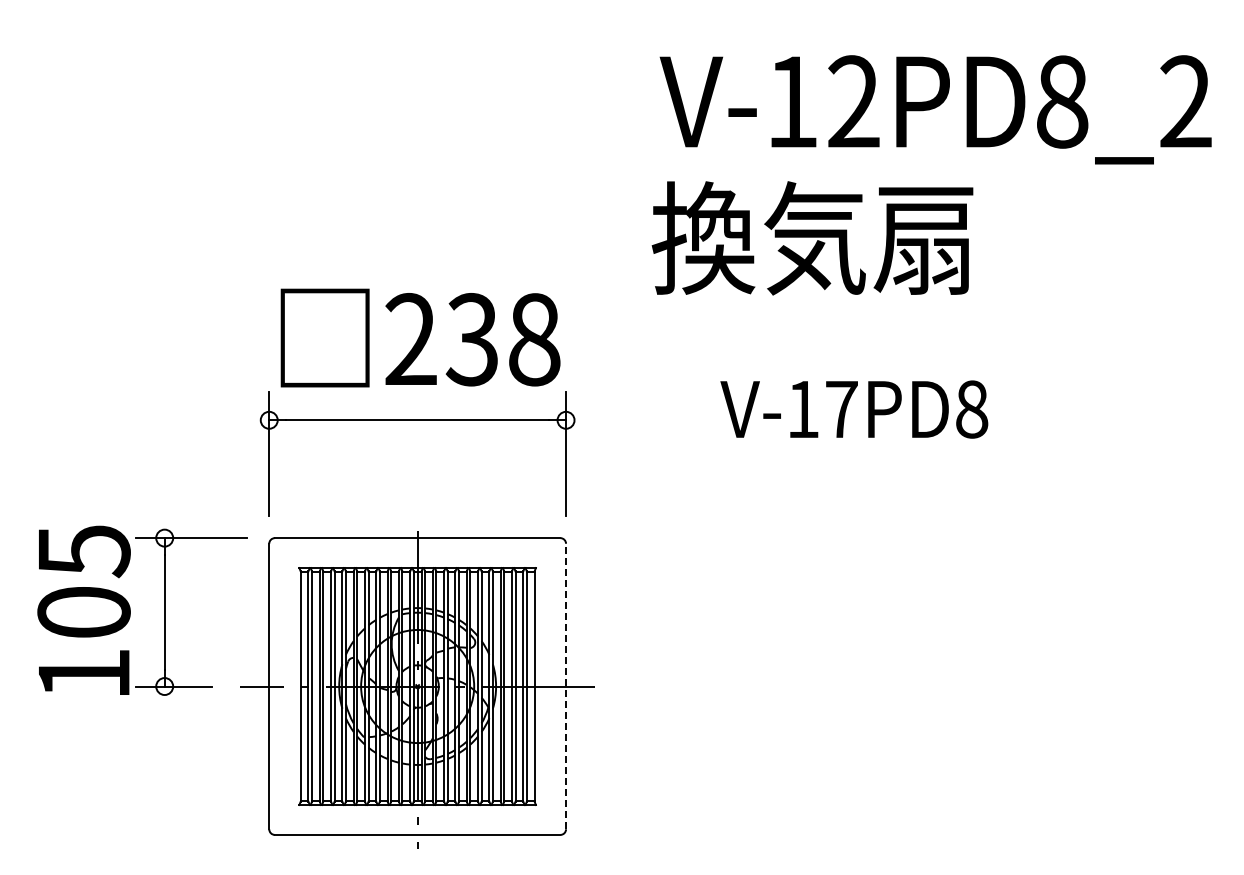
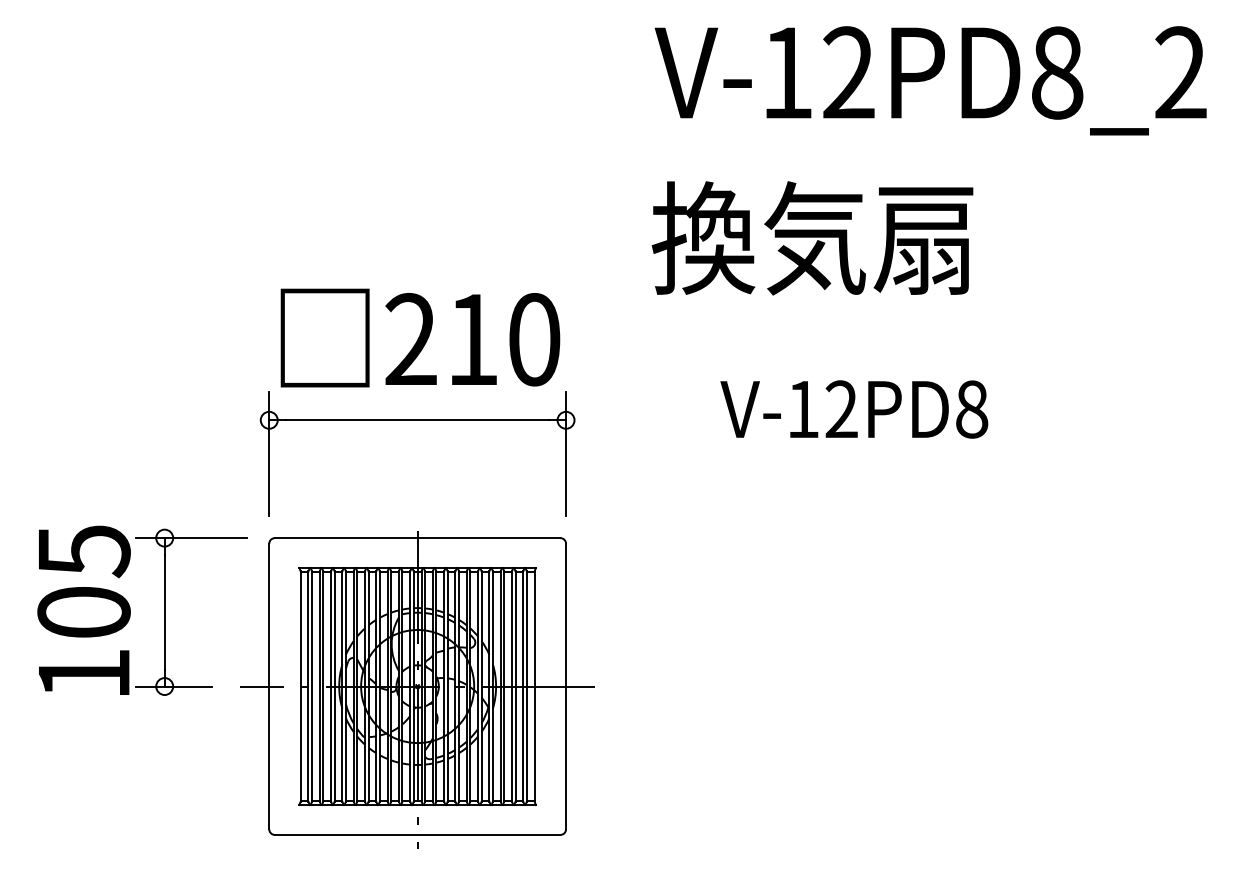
text position: (935, 109) -> (930, 80) (930, 80)
text: 238 -> 210 (502, 339)
text: V-17PD8 -> V-12PD8 (841, 408)
line: dashed -> solid (566, 686)
